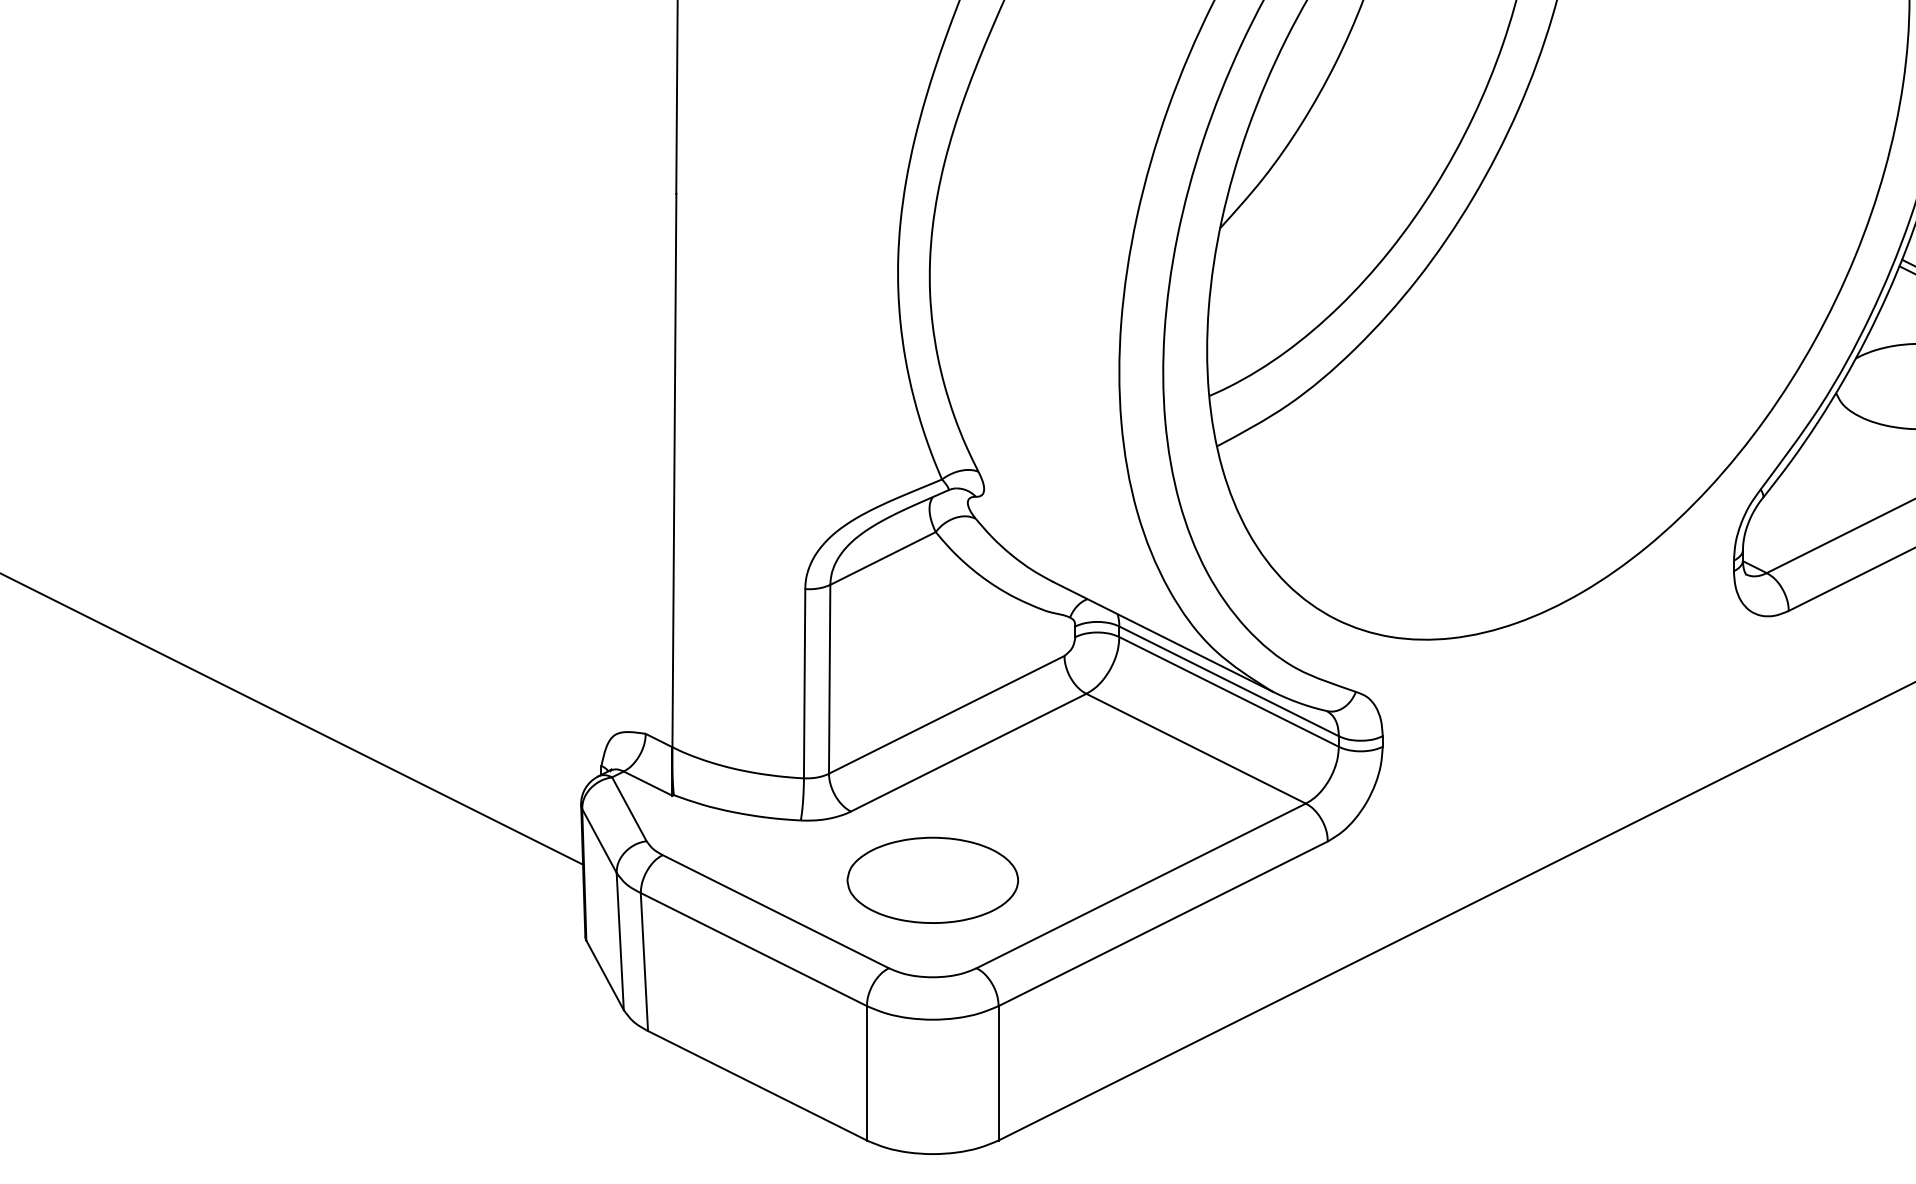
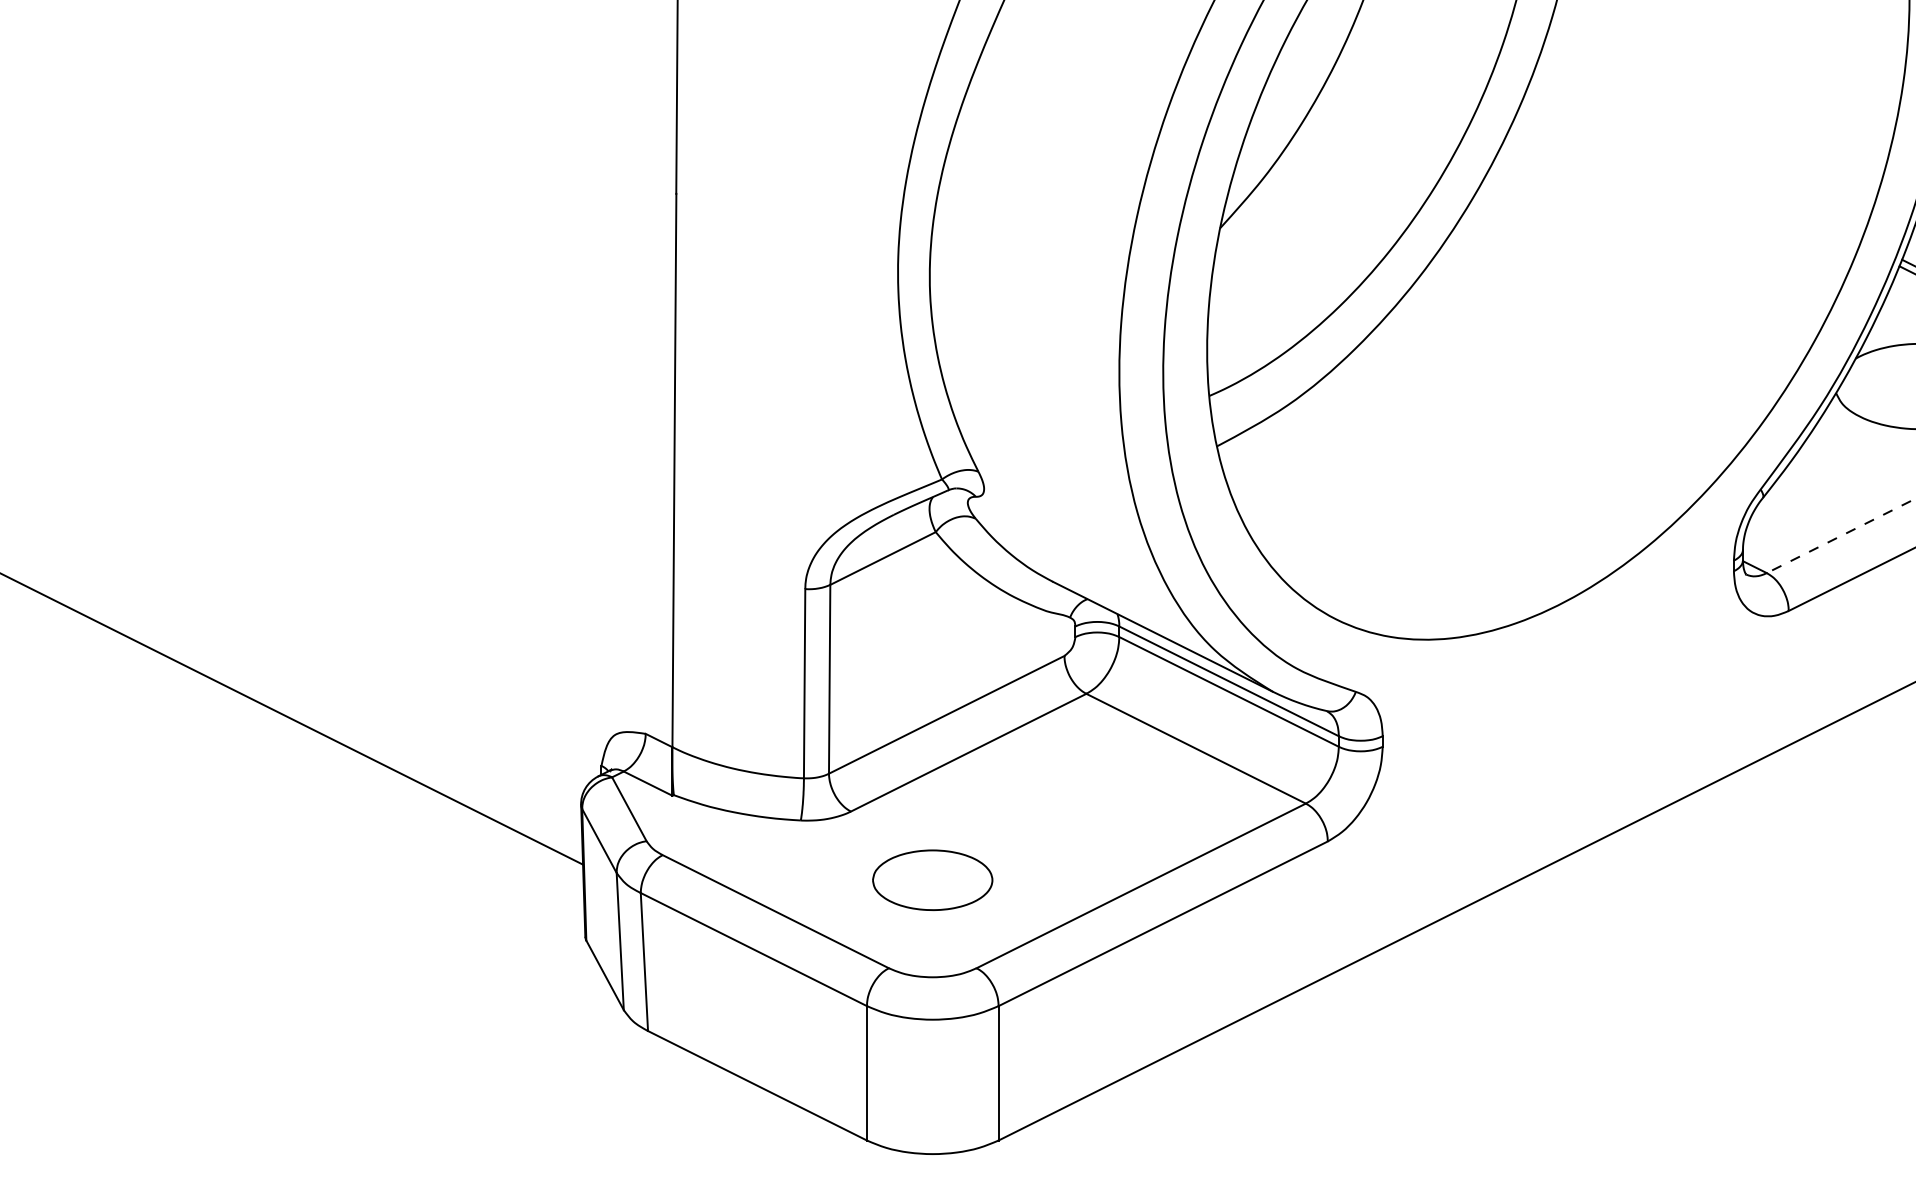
line: solid -> dashed (1840, 536)
part size: 173x88 px -> 122x62 px (932, 879)
